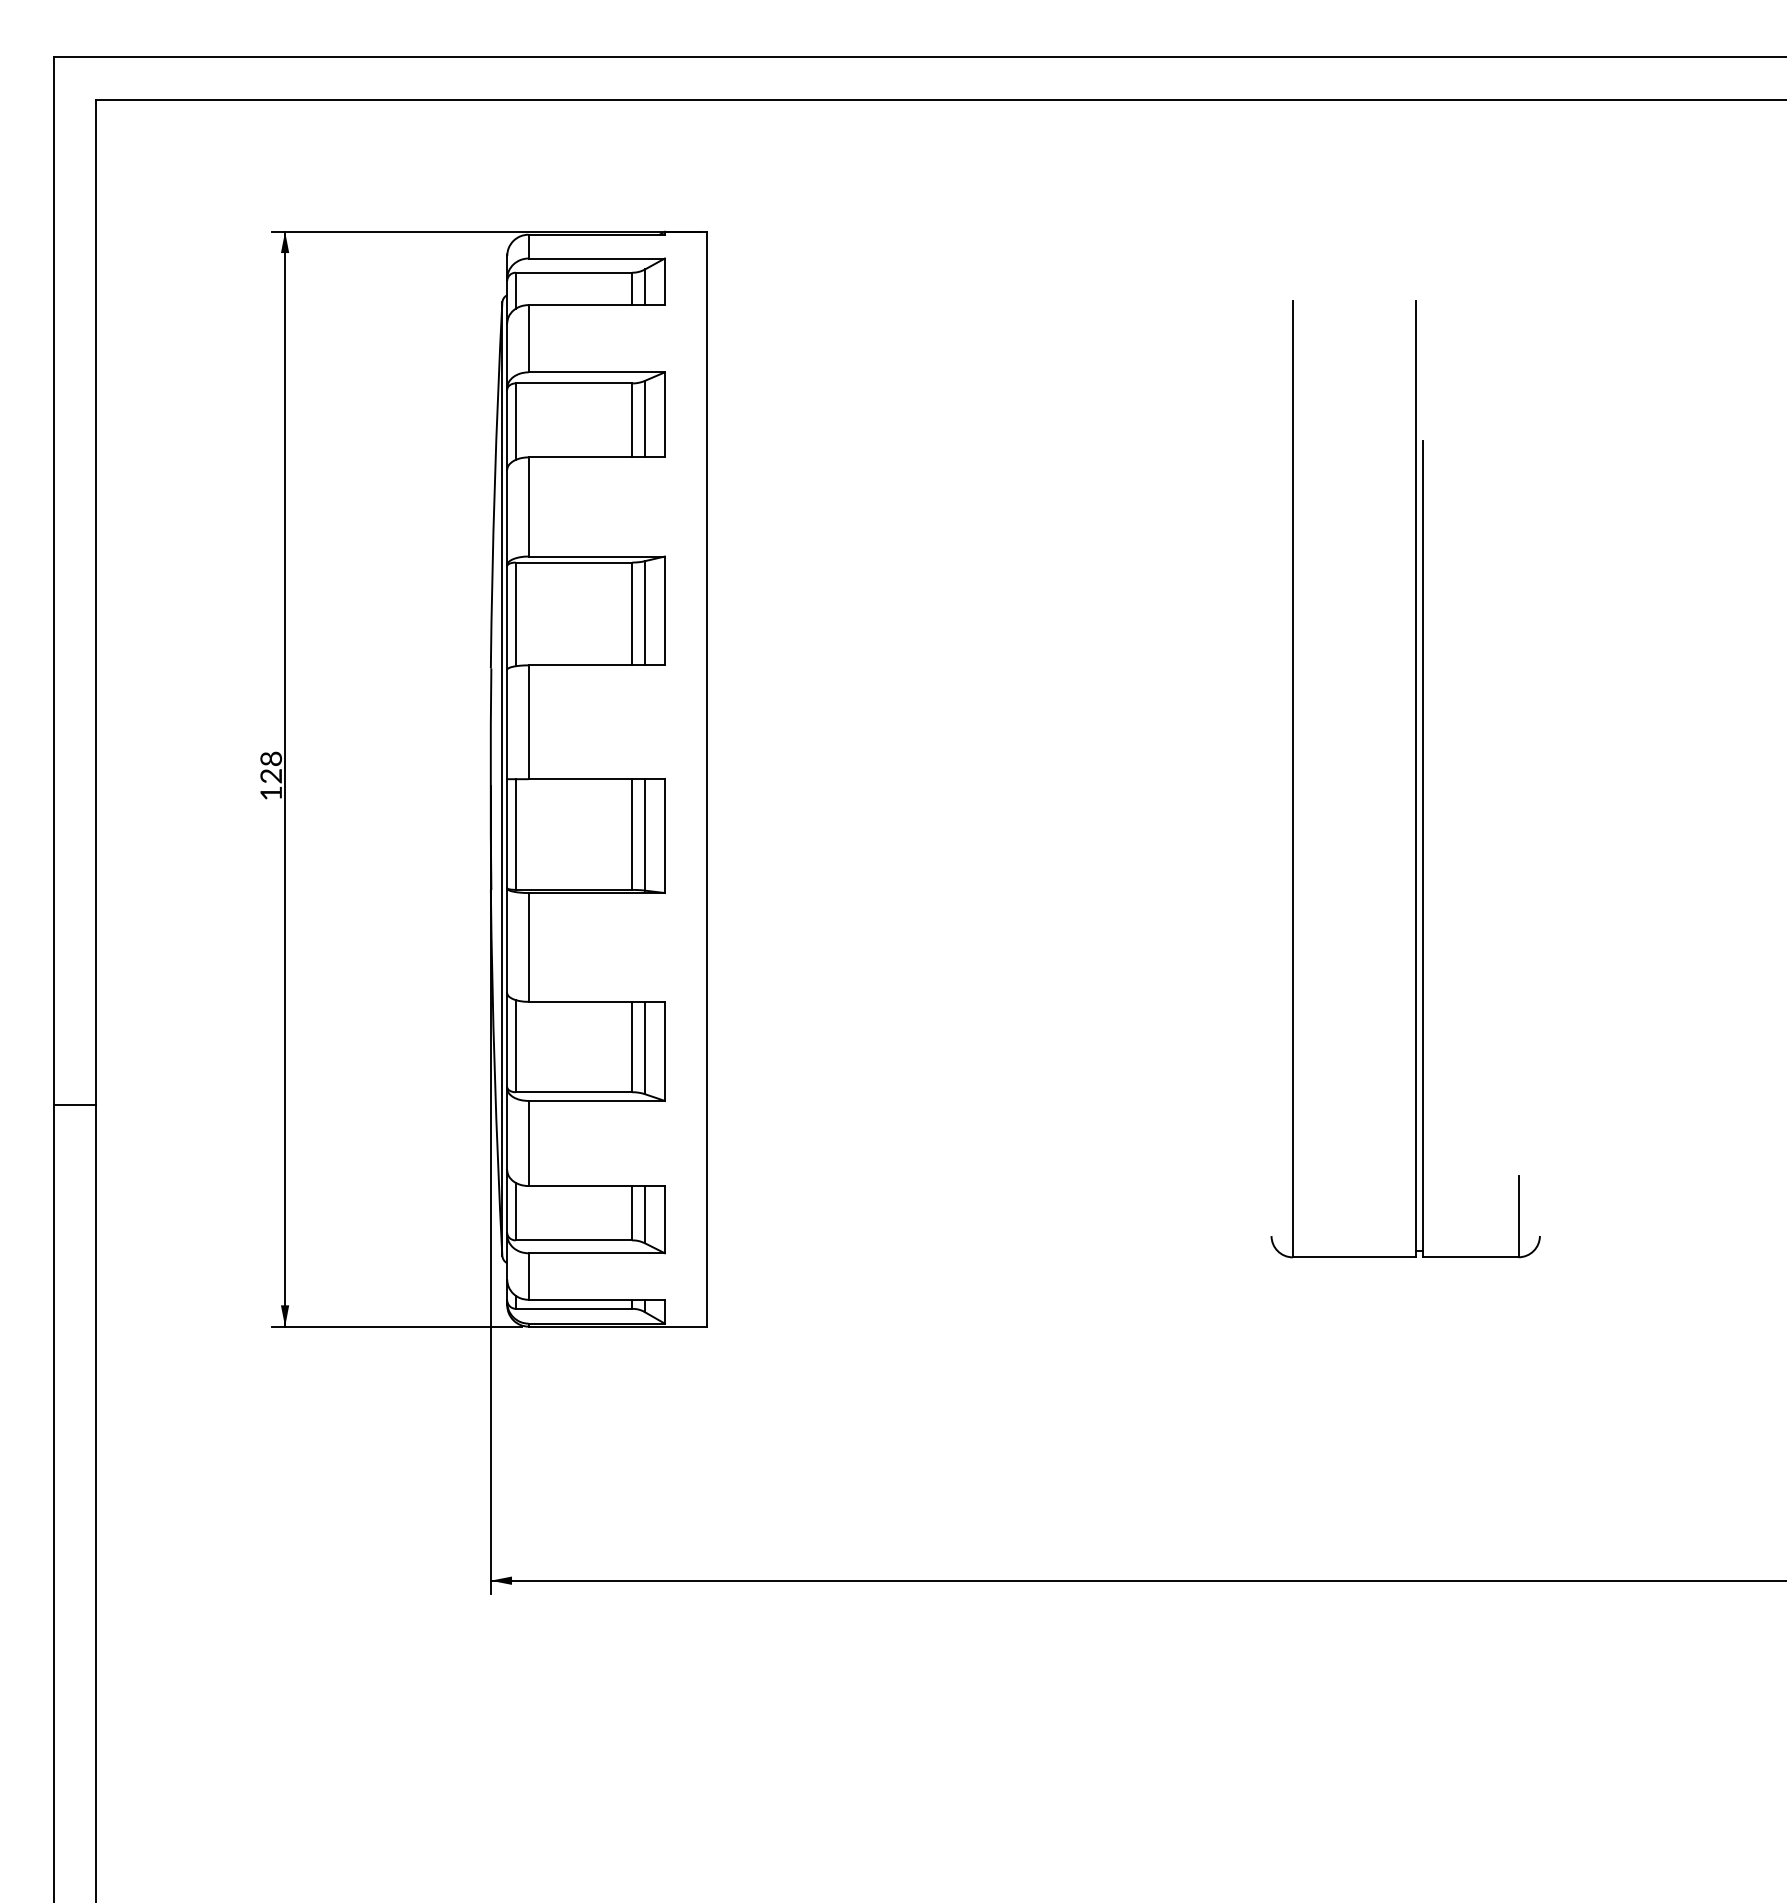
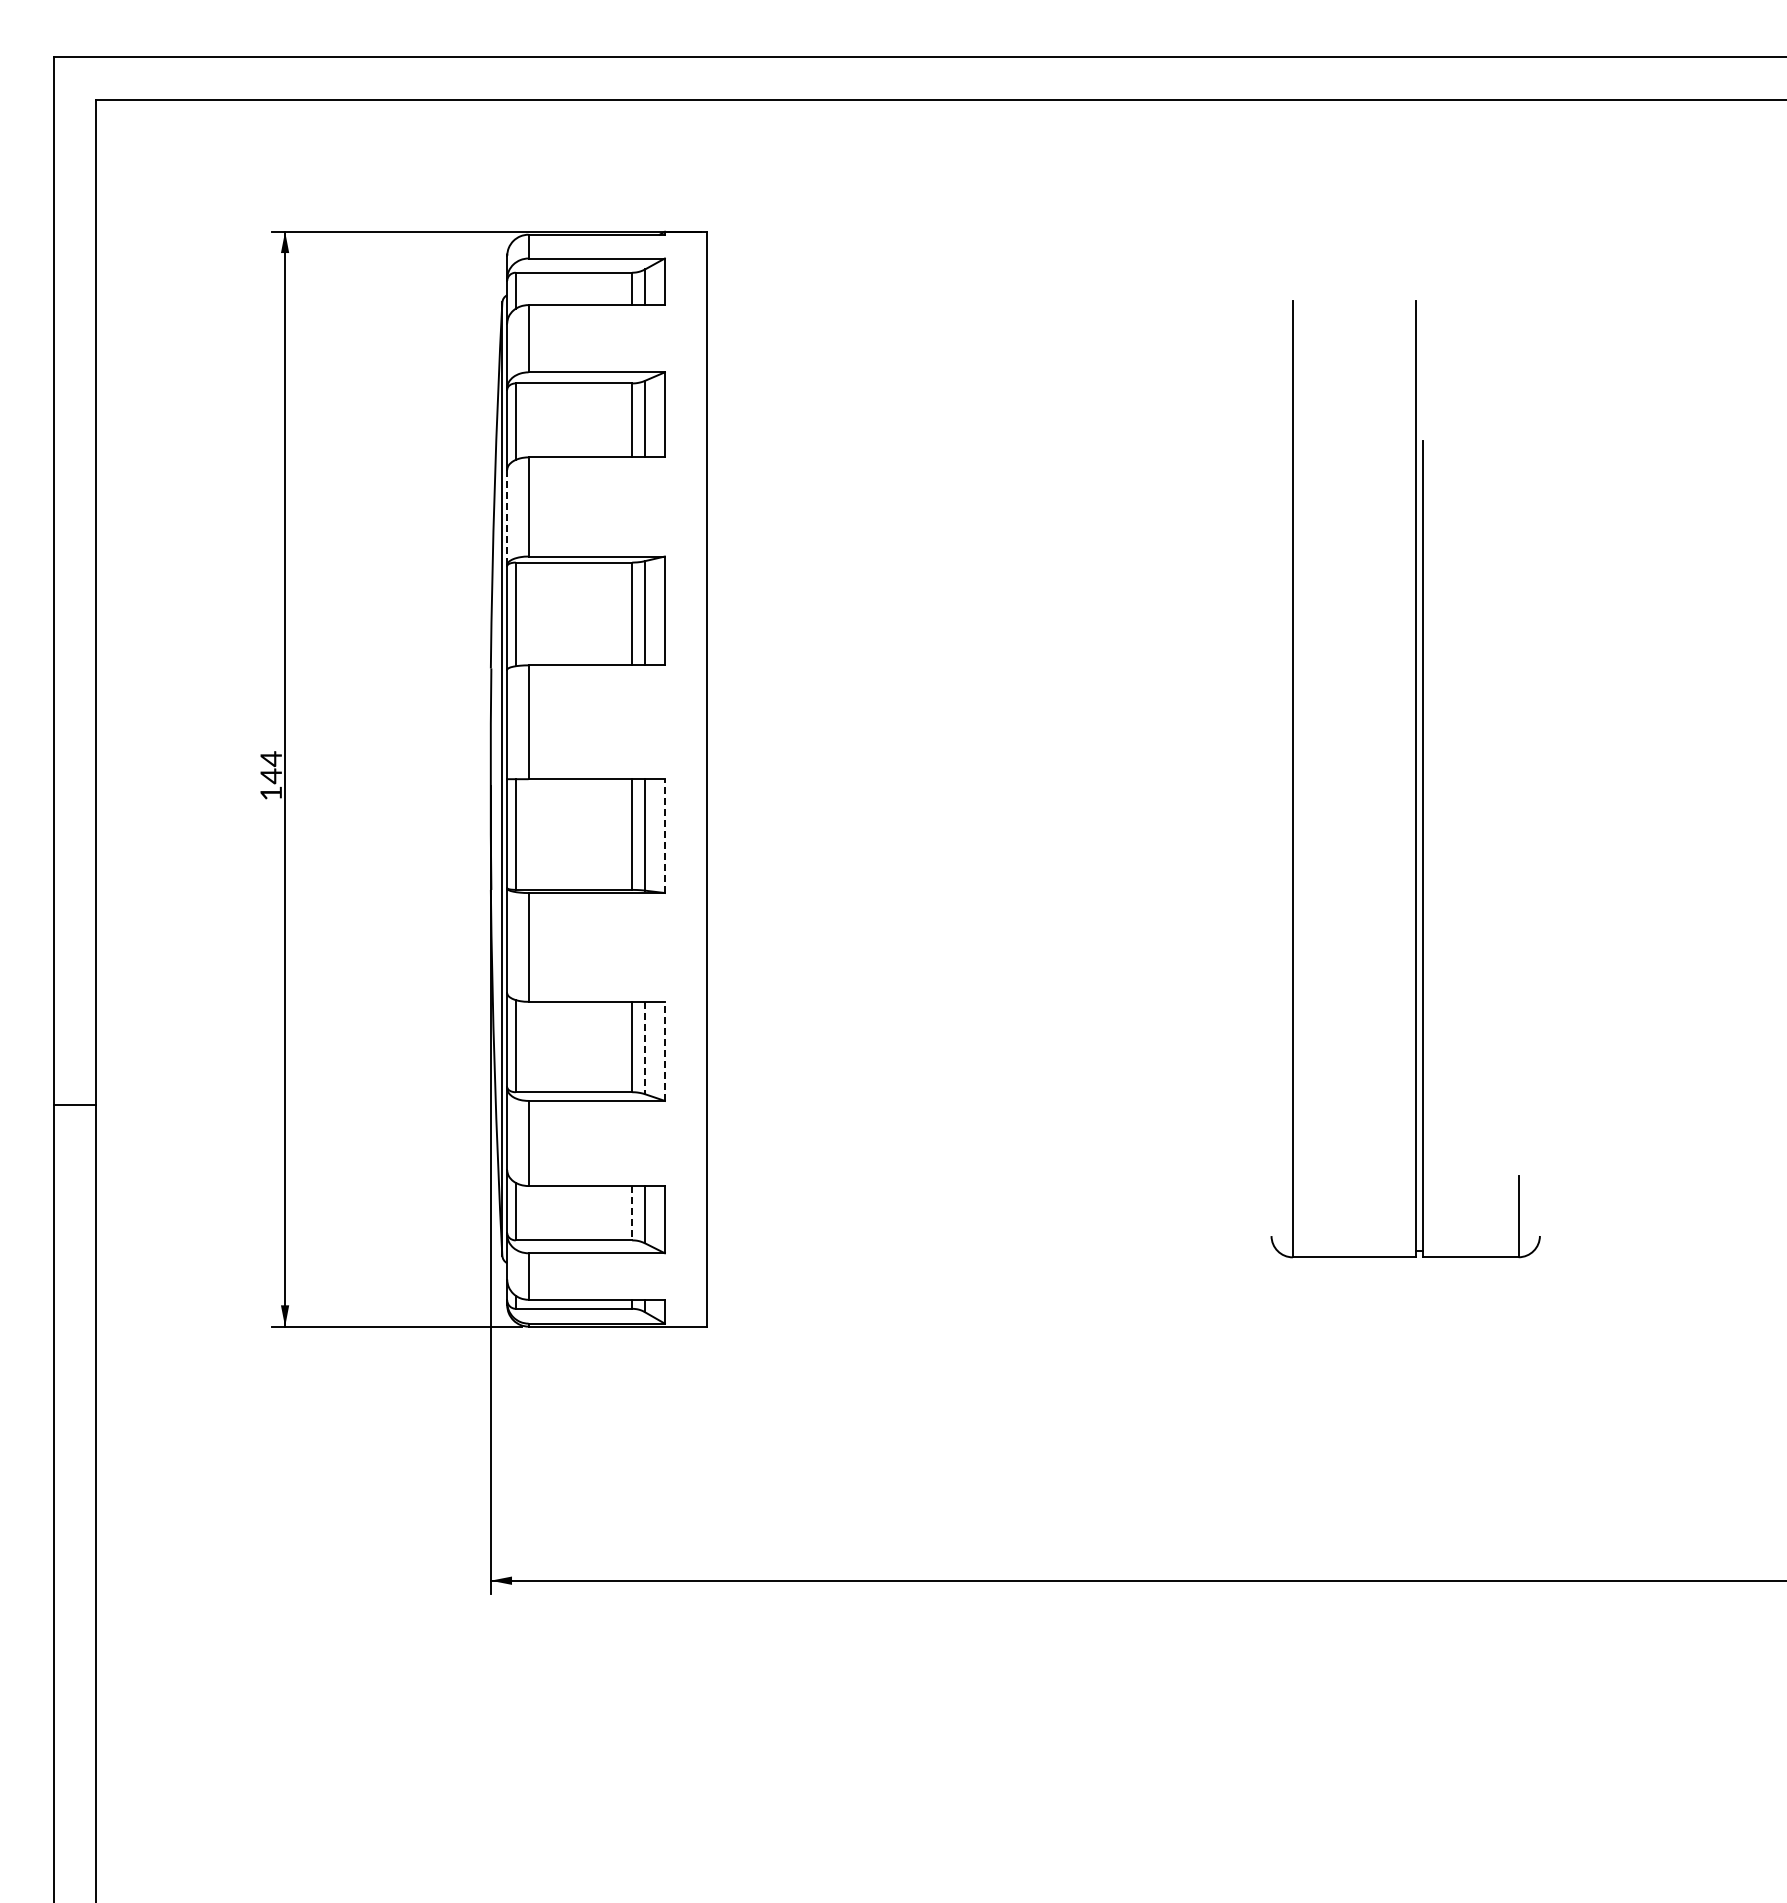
line: solid -> dashed (507, 517)
text: 128 -> 144 (270, 767)
line: solid -> dashed (664, 836)
line: solid -> dashed (645, 1048)
line: solid -> dashed (664, 1051)
line: solid -> dashed (632, 1213)
